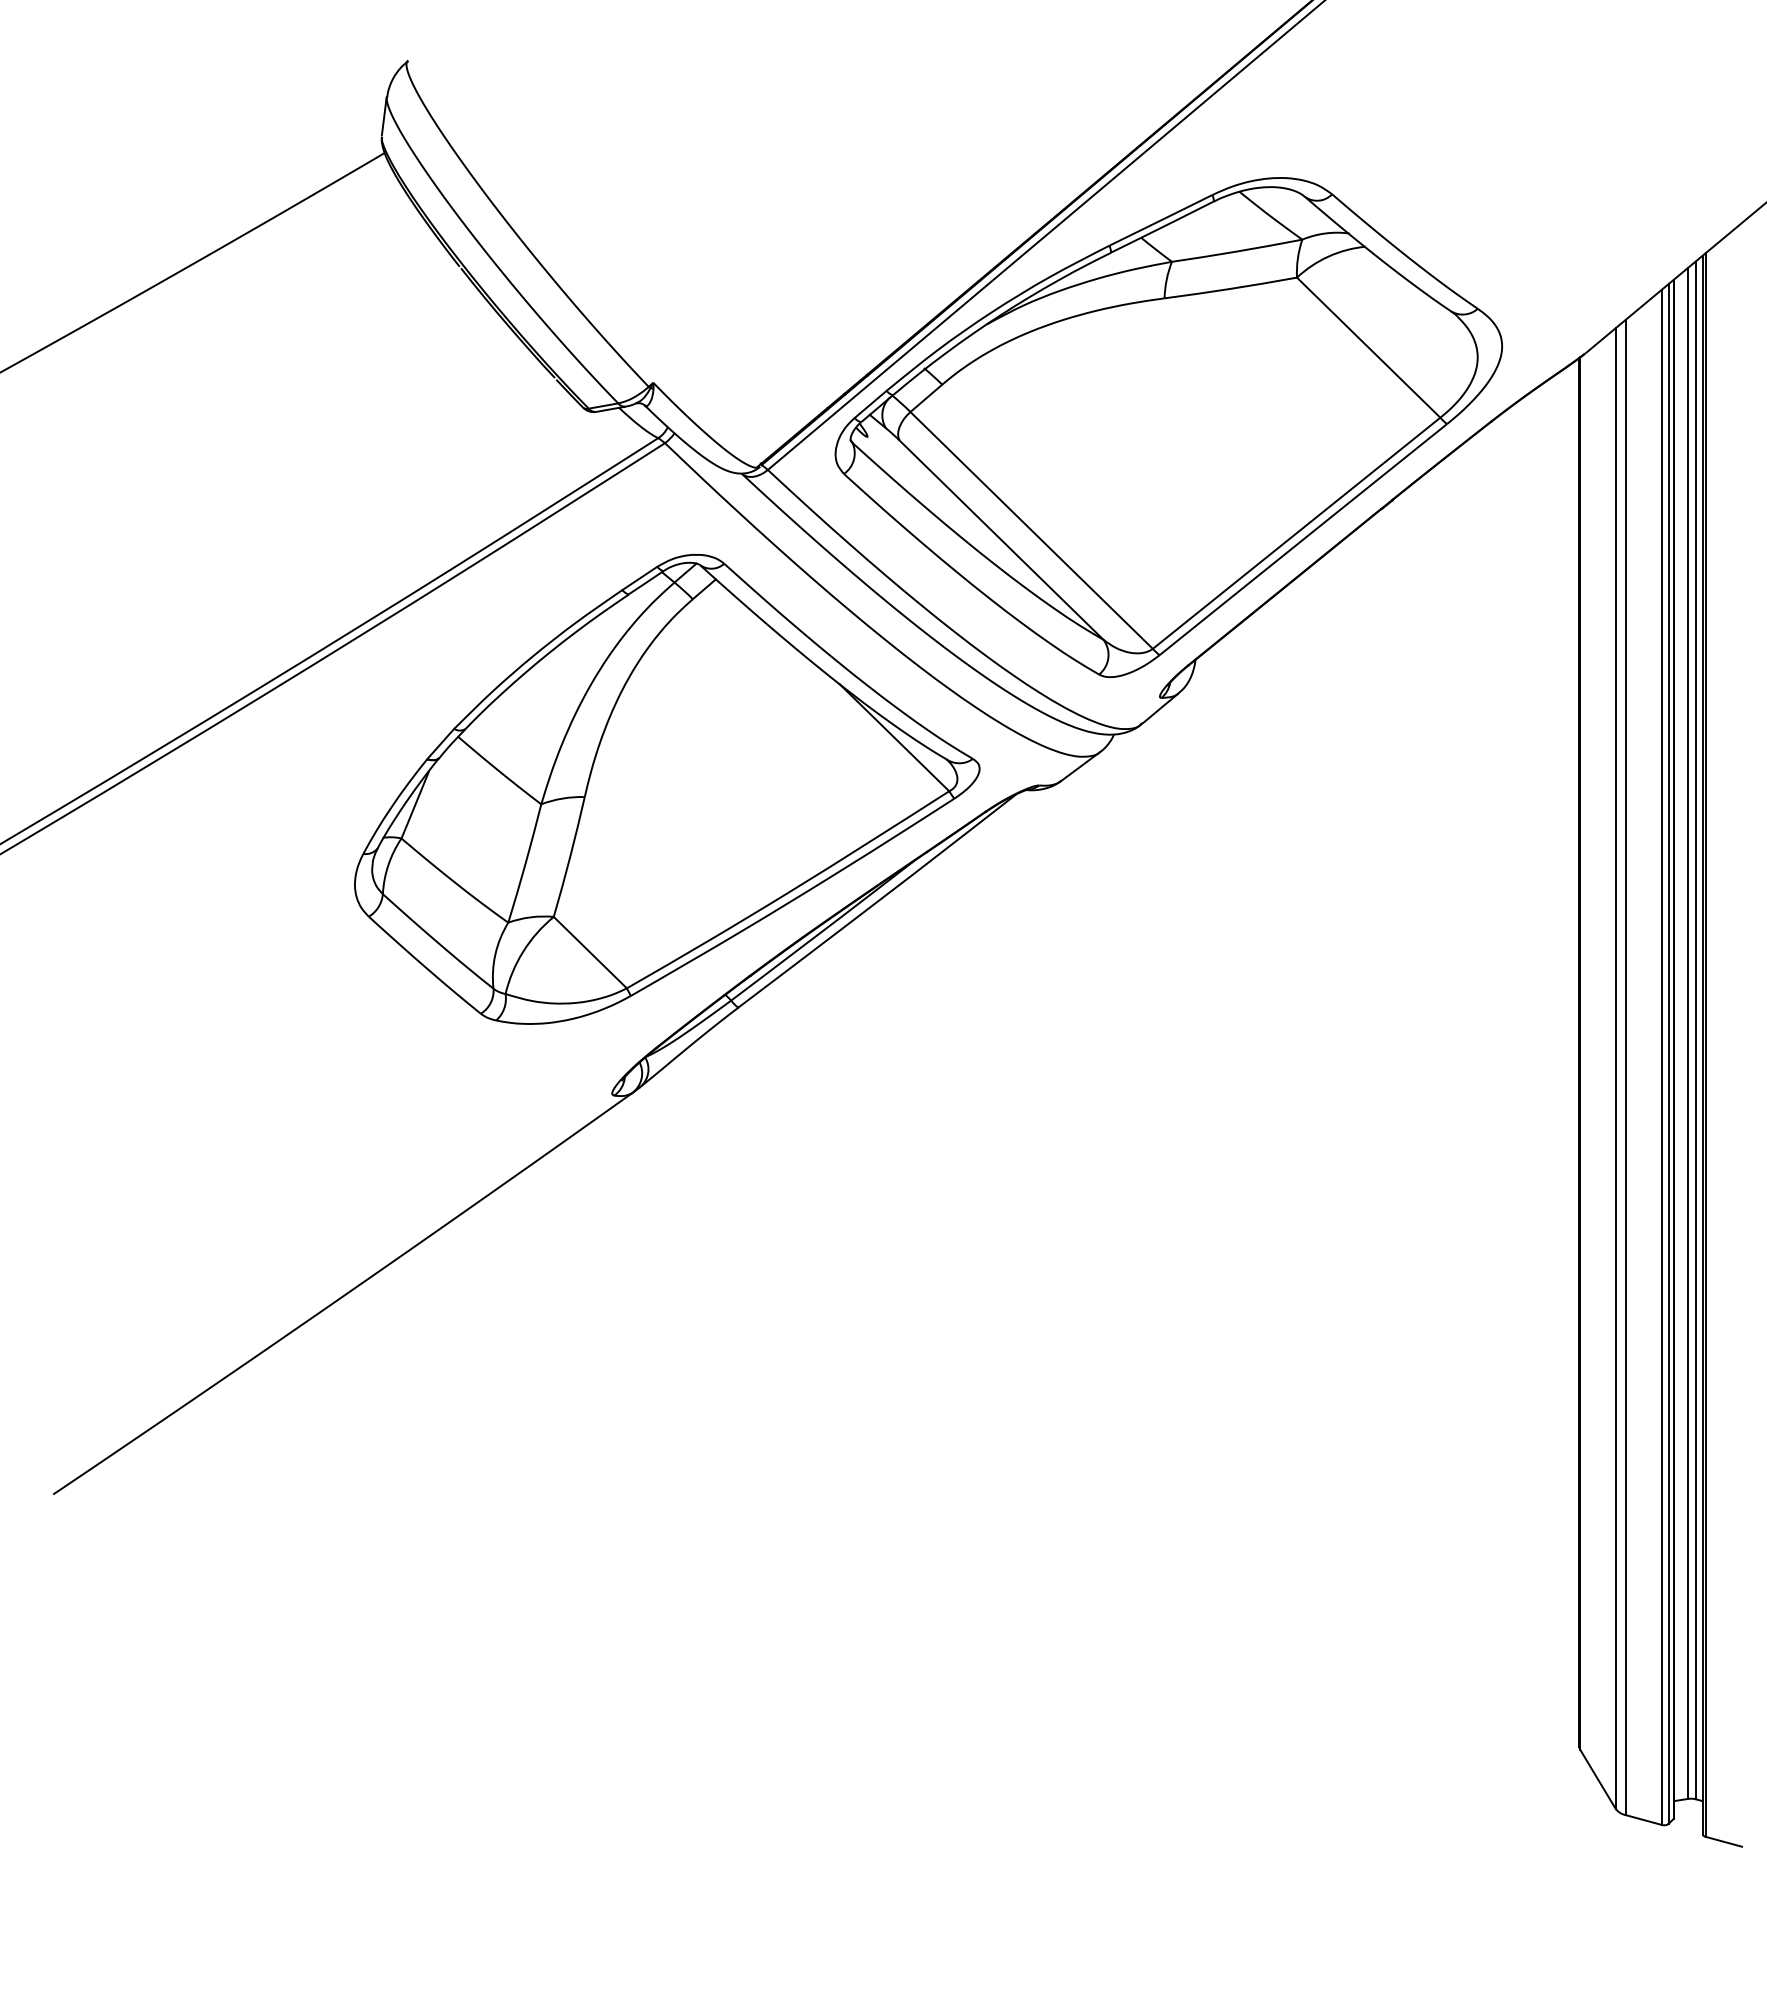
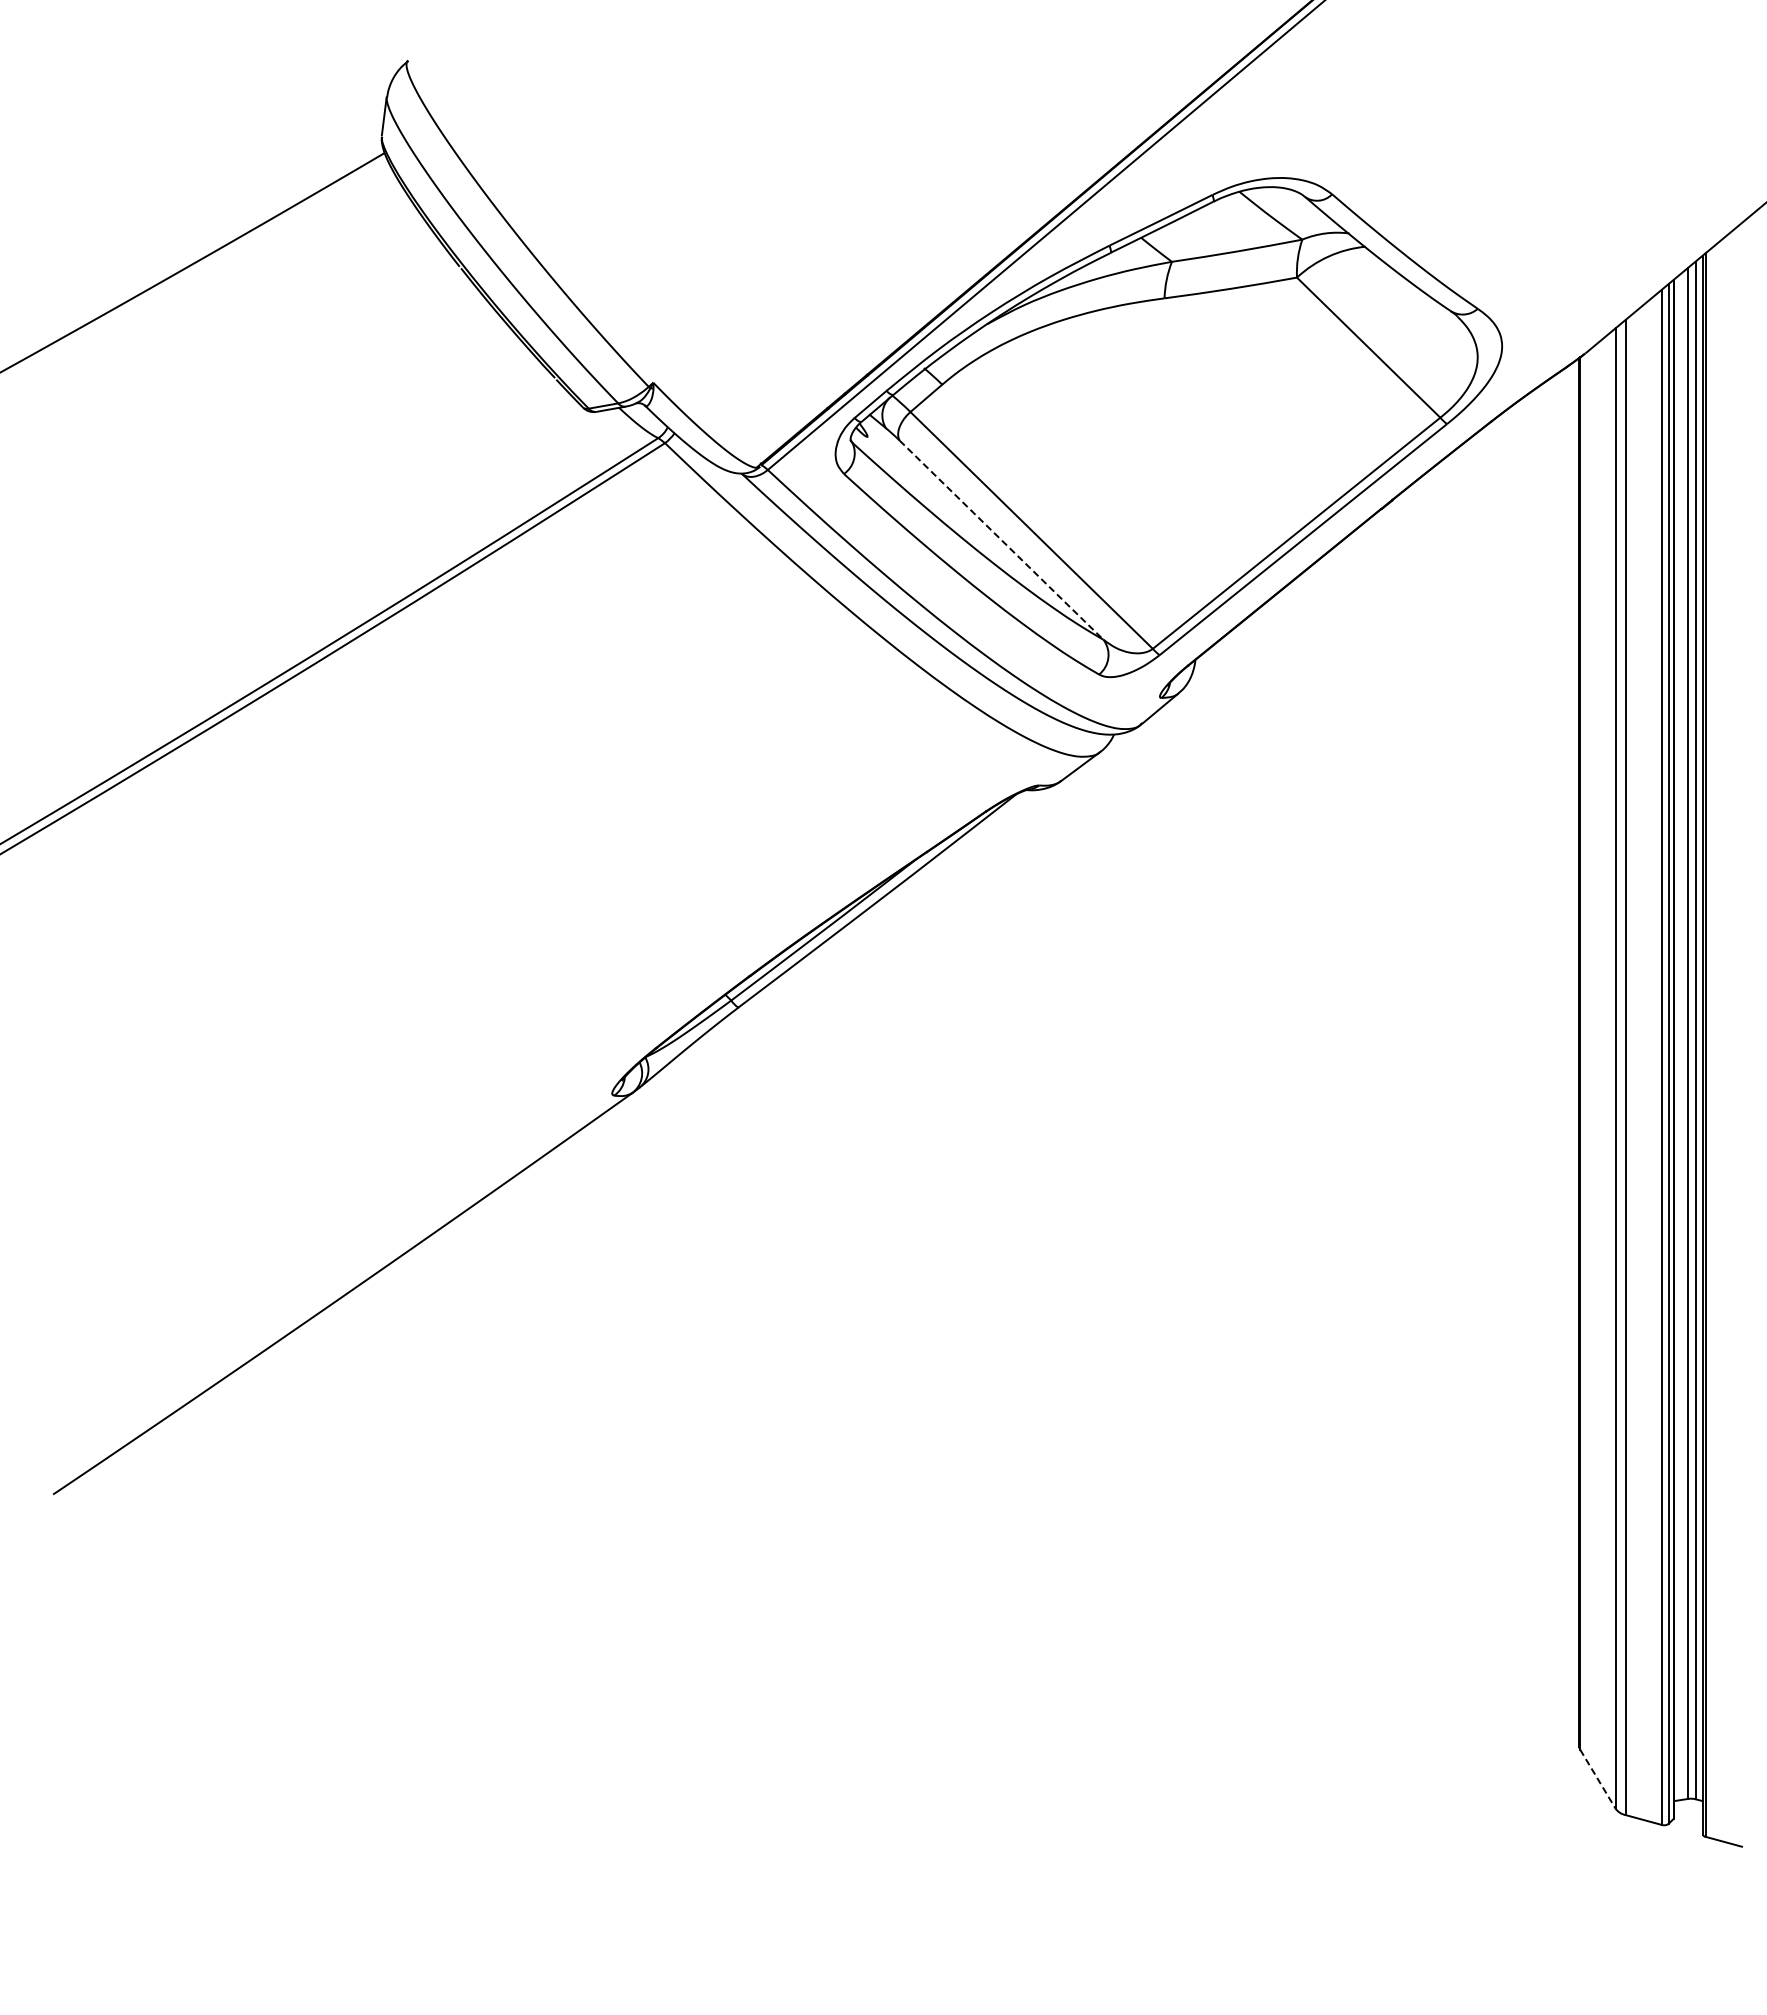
line: solid -> dashed (1001, 540)
part: present -> none (667, 789)
line: solid -> dashed (1598, 1779)
